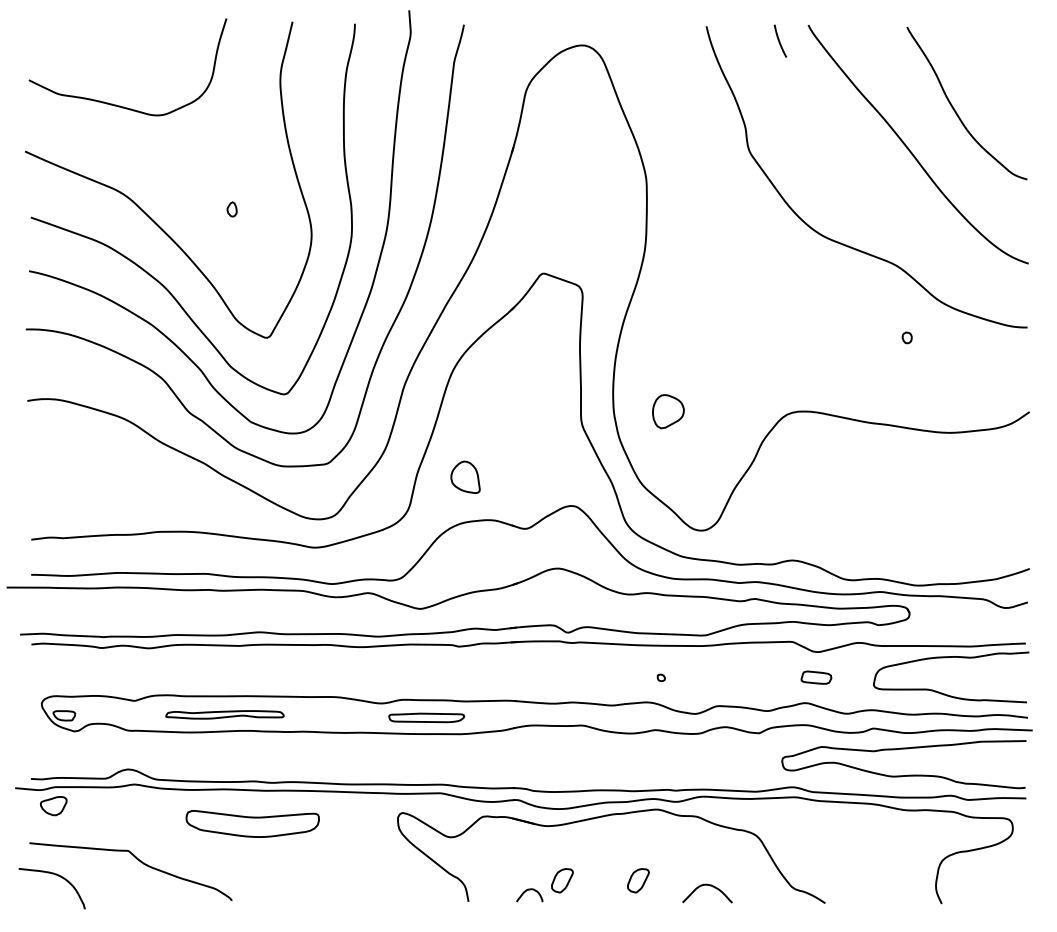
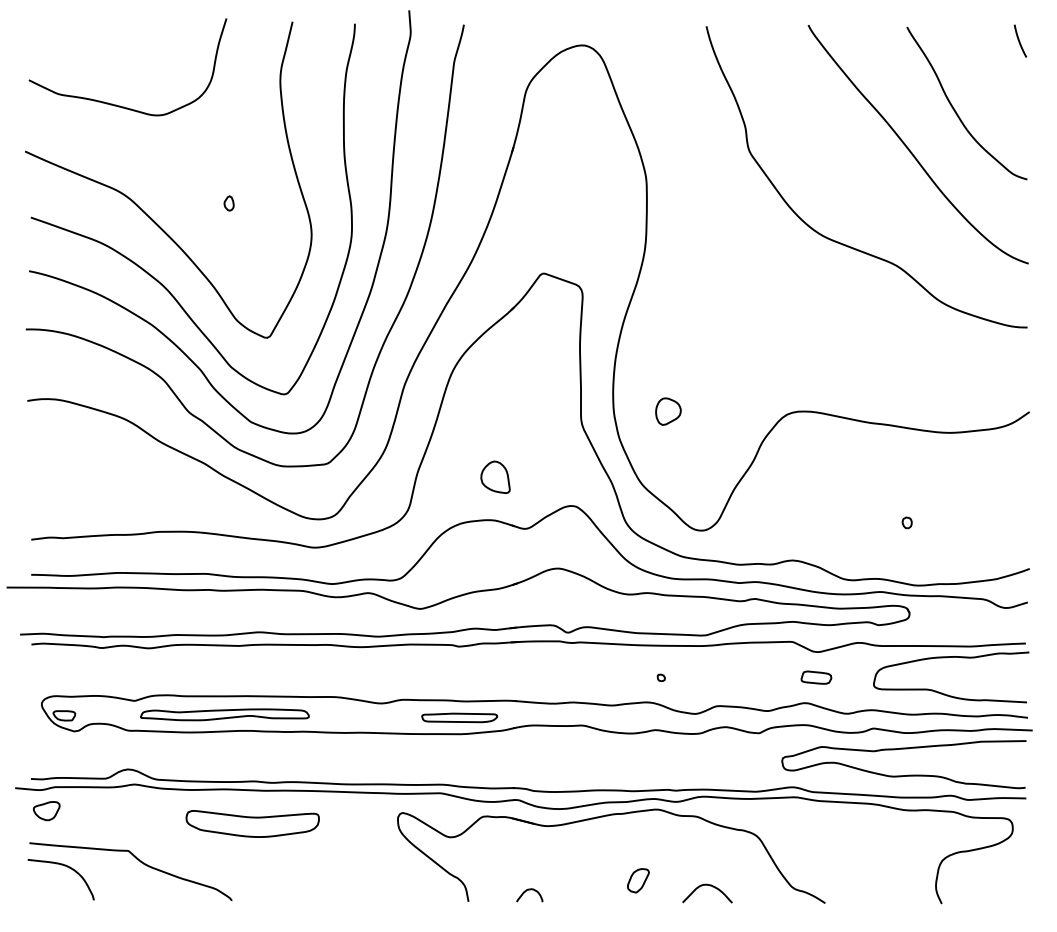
curve position: (779, 40) -> (1019, 40) (1019, 40)
part position: (231, 209) -> (228, 203) (228, 203)
part position: (906, 337) -> (906, 522) (906, 522)
part size: 33x36 px -> 27x29 px (668, 411)
part position: (465, 476) -> (495, 476) (495, 476)
part size: 120x10 px -> 170x14 px (224, 714)
part position: (426, 717) -> (459, 717) (459, 717)
part position: (53, 806) -> (46, 811) (46, 811)
curve position: (55, 875) -> (64, 866) (64, 866)
part: present -> none (562, 880)
